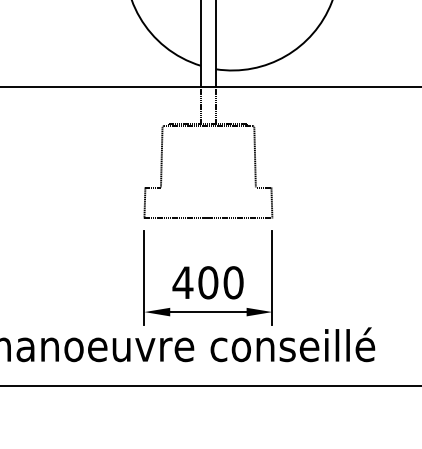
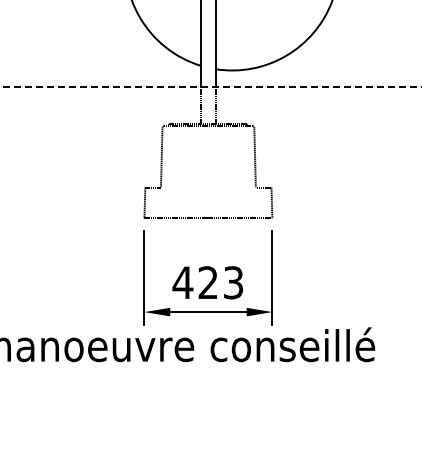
line: solid -> dashed (210, 86)
text: 400 -> 423 (220, 282)
line: present -> none (210, 386)
